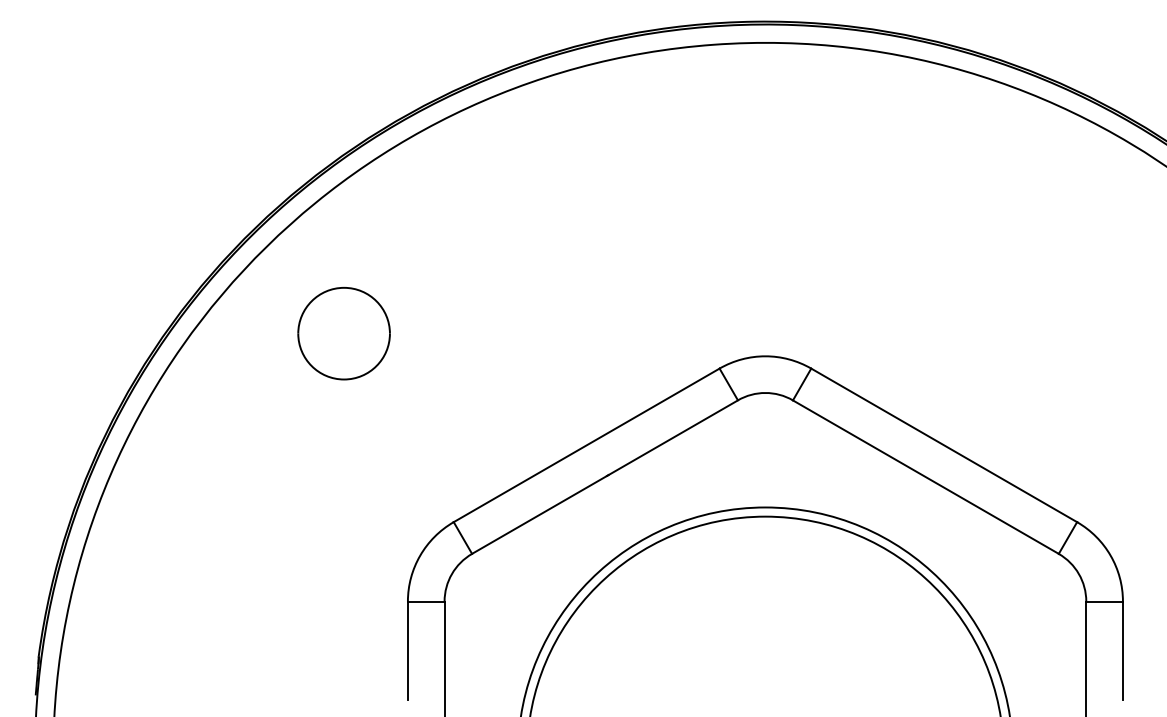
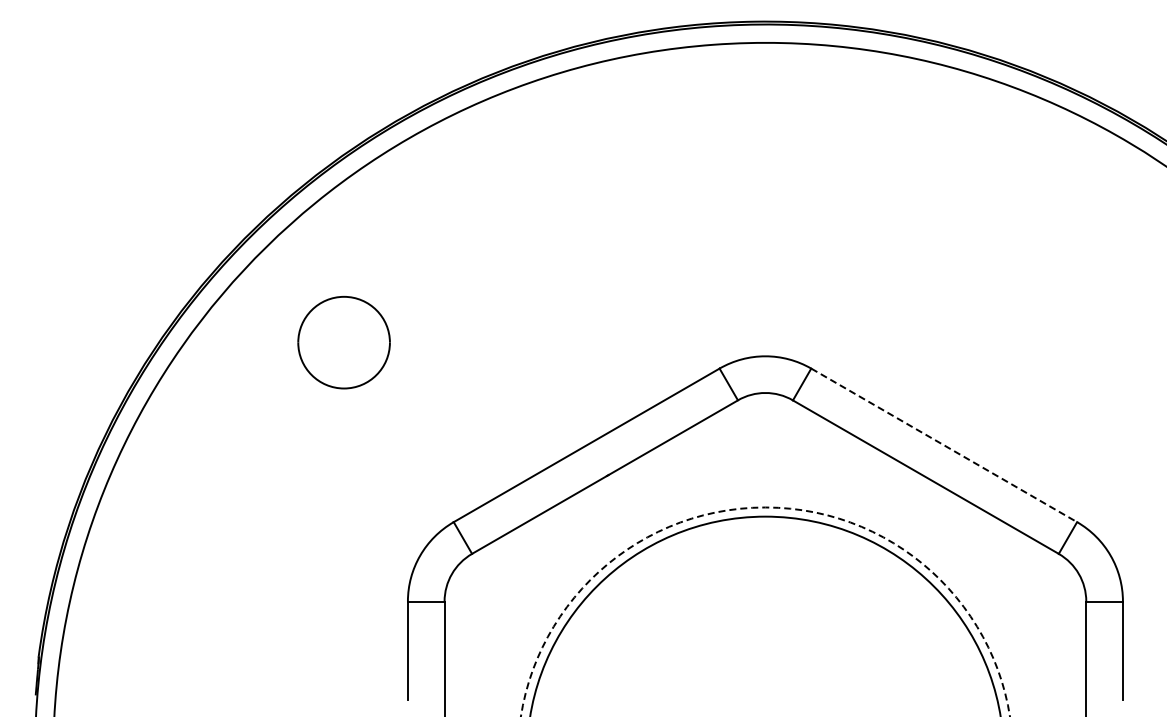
part position: (343, 333) -> (343, 342) (343, 342)
line: solid -> dashed (944, 445)
arc: solid -> dashed (765, 507)
